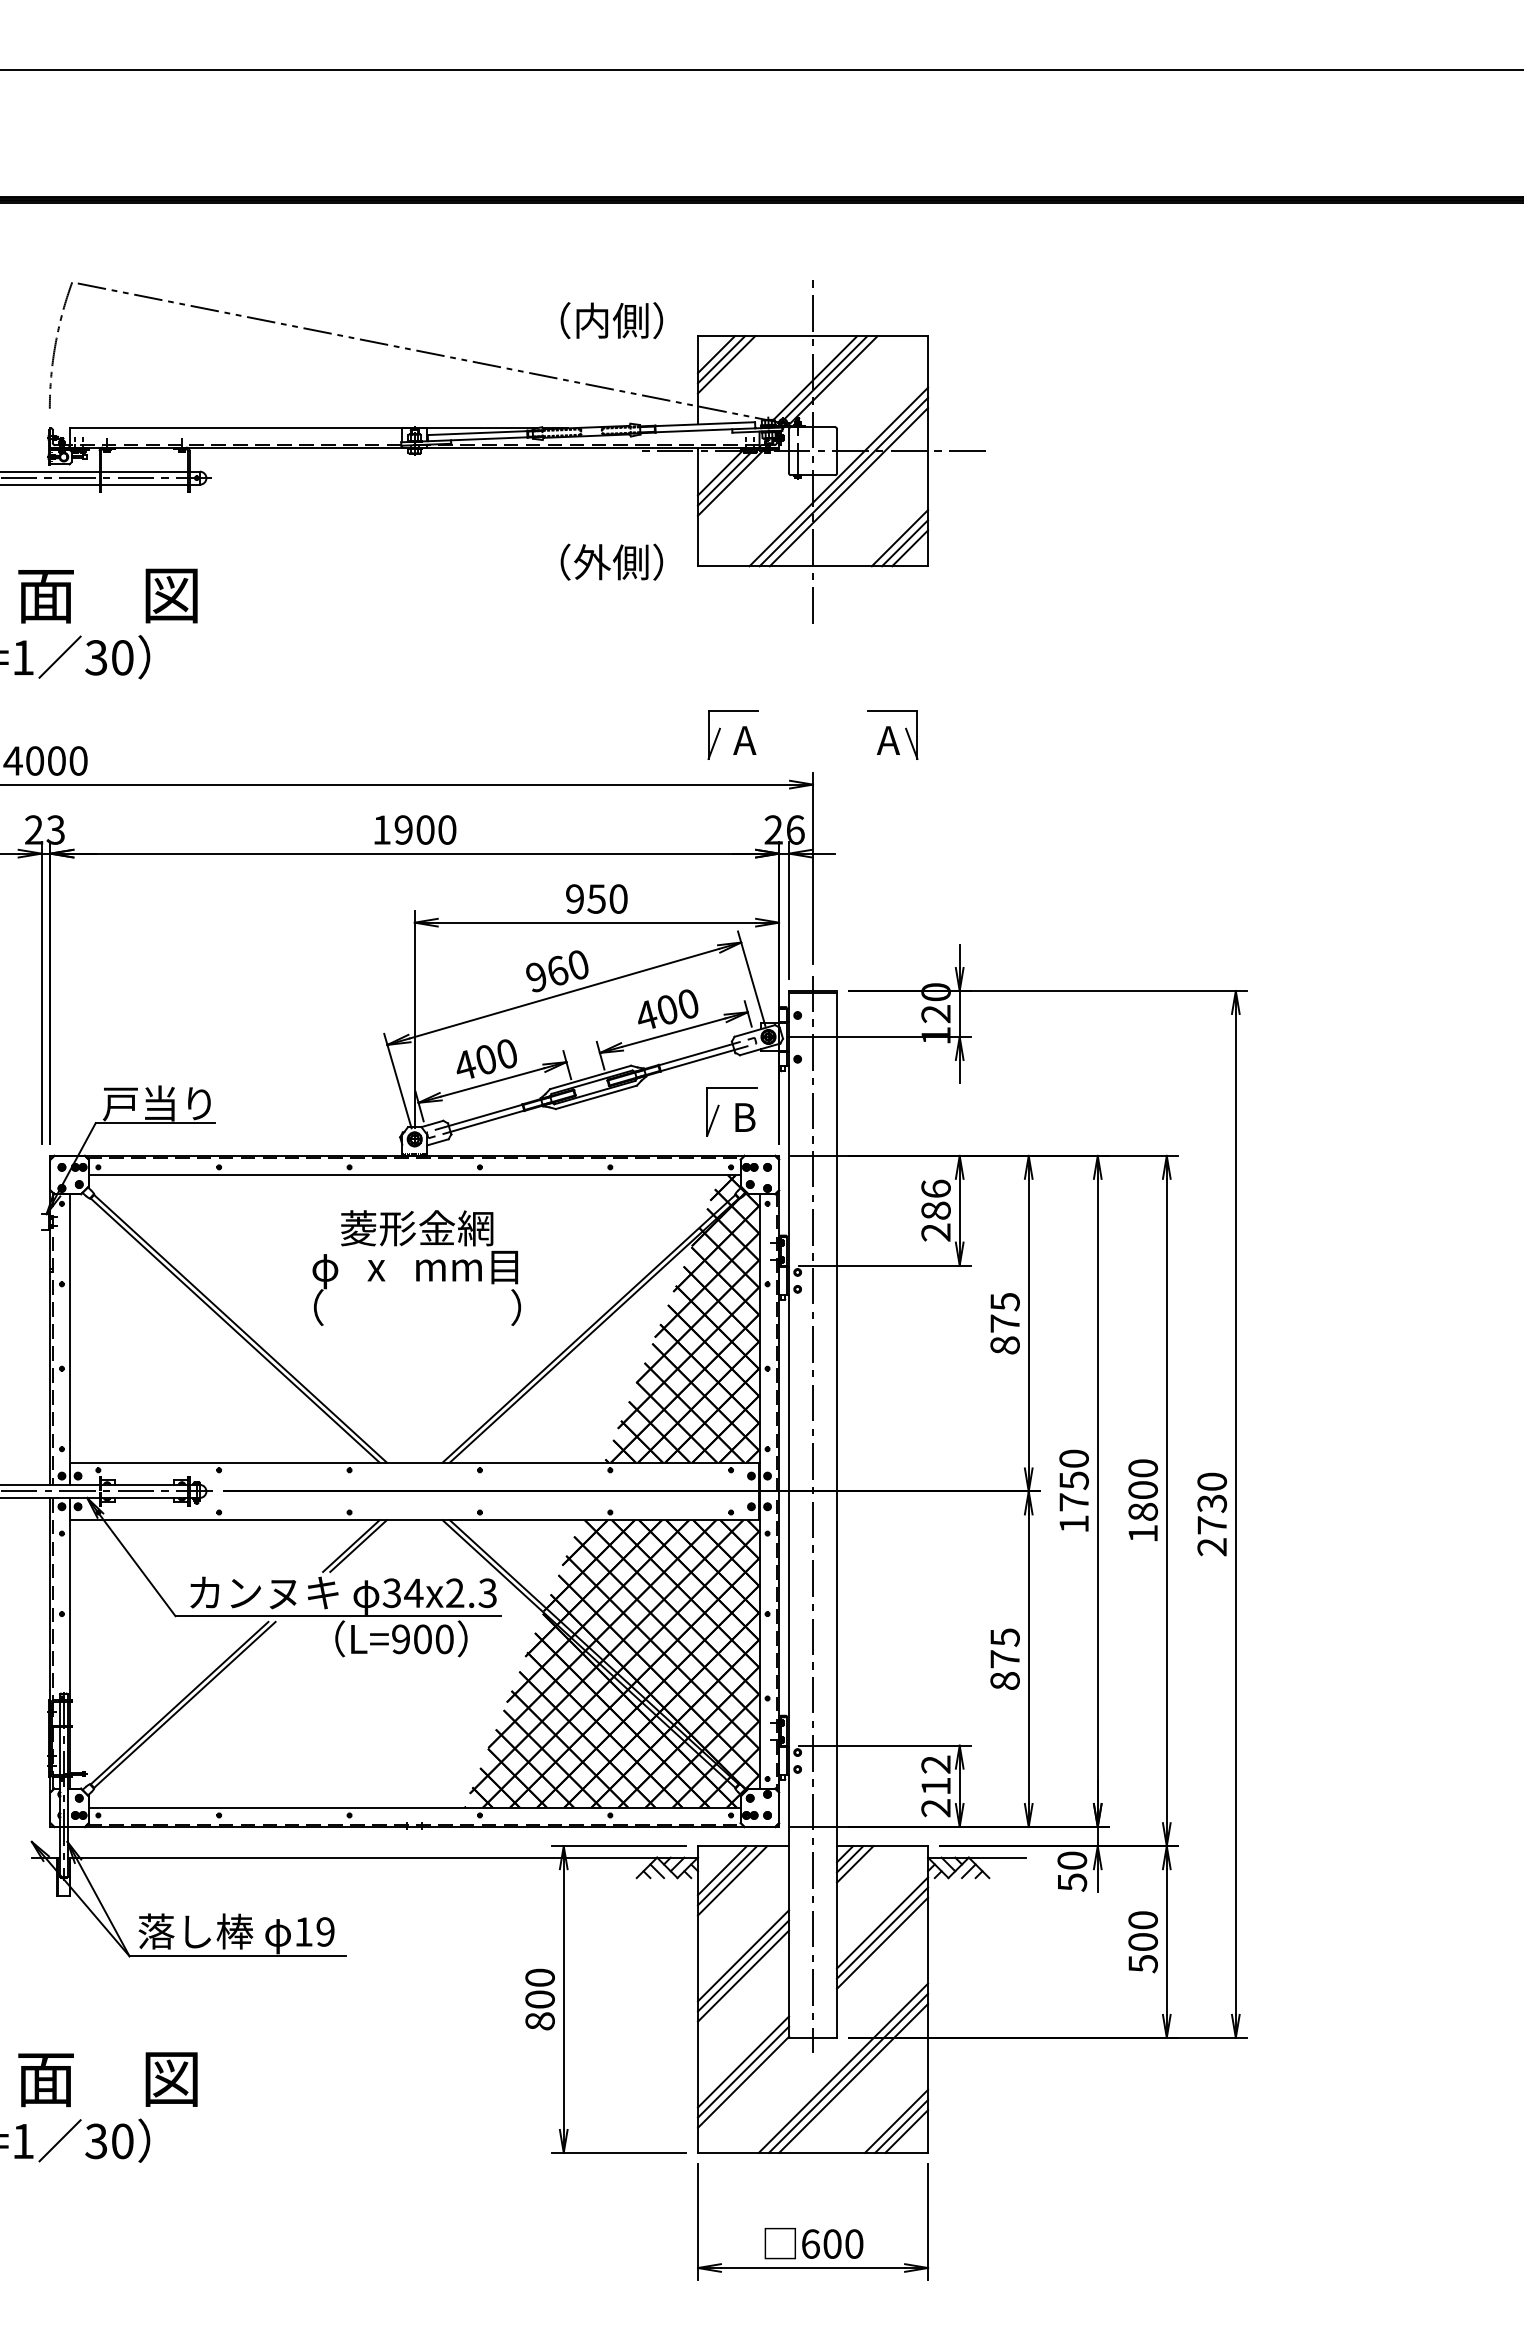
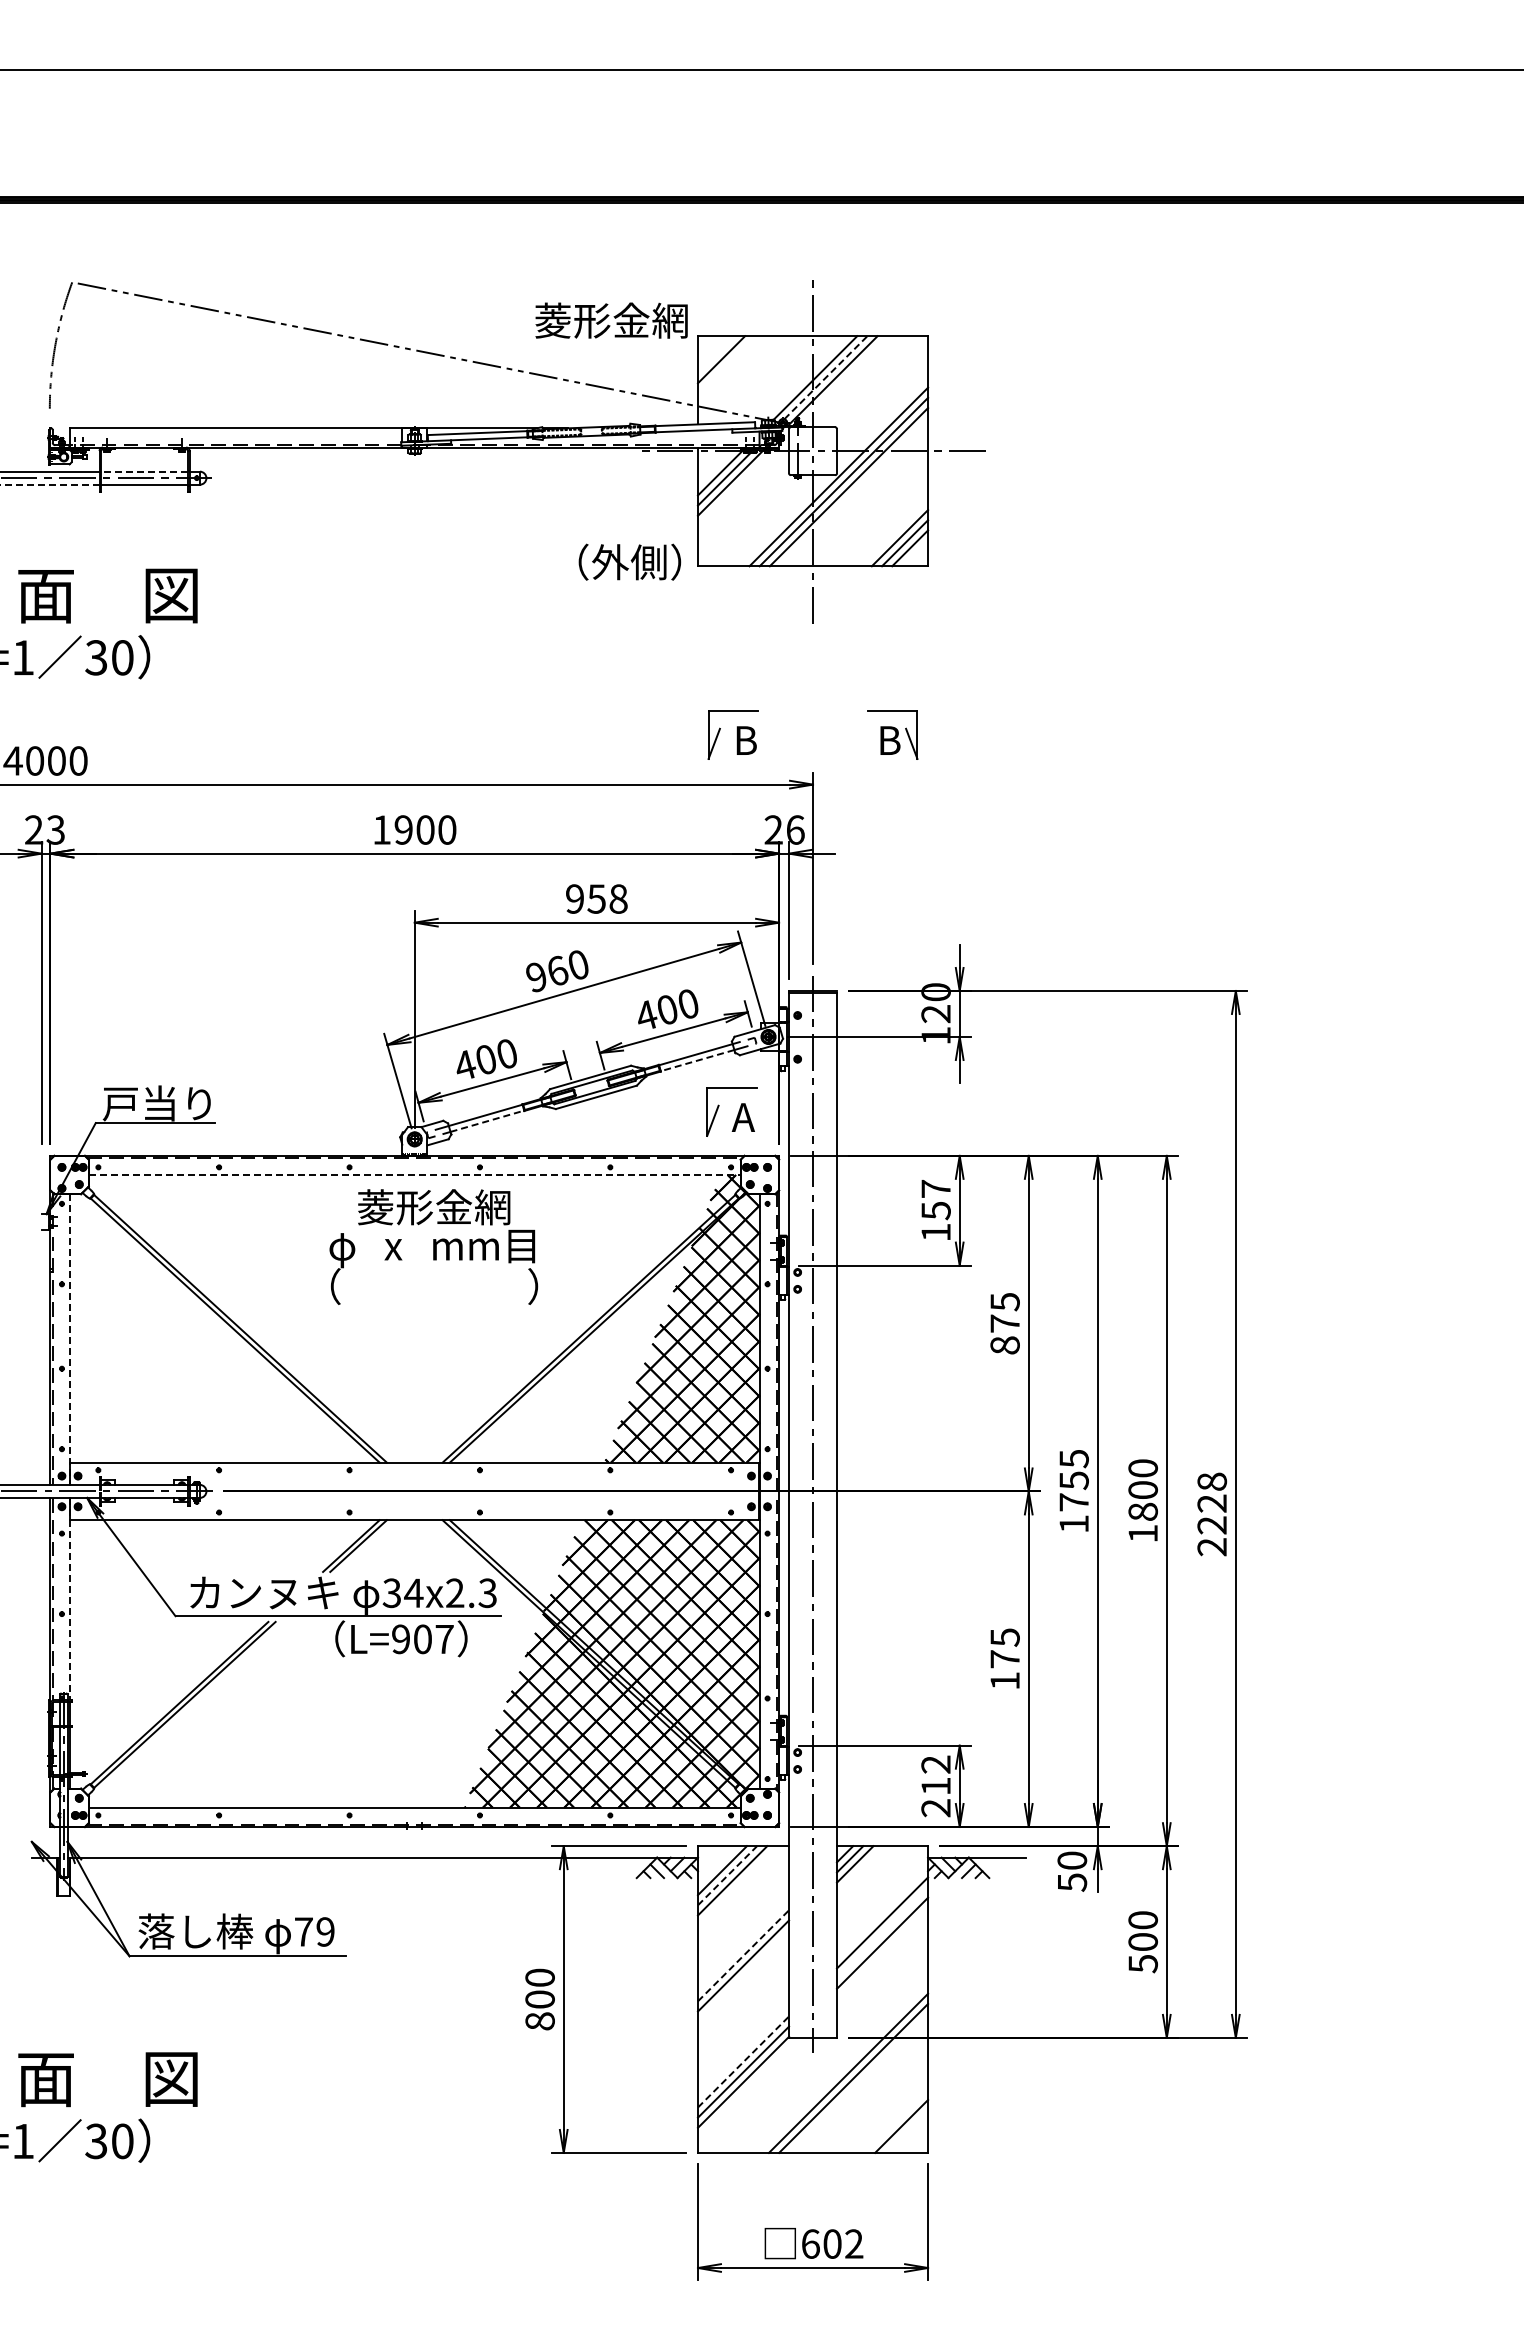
text: （内側） -> 菱形金網 (611, 320)
line: present -> none (715, 354)
line: present -> none (726, 364)
line: solid -> dashed (825, 377)
line: solid -> dashed (144, 471)
line: solid -> dashed (49, 484)
text position: (611, 561) -> (629, 561) (629, 561)
text: A -> B (744, 740)
text: A -> B (888, 740)
text: 950 -> 958 (618, 898)
line: solid -> dashed (697, 1060)
text: B -> A (743, 1117)
line: solid -> dashed (487, 1121)
line: solid -> dashed (414, 1175)
text: 286 -> 157 (935, 1210)
text position: (416, 1267) -> (433, 1246) (433, 1246)
line: solid -> dashed (69, 1340)
text: 1750 -> 1755 (1073, 1458)
text: 2730 -> 2228 (1212, 1503)
line: solid -> dashed (69, 1599)
text: L=900 -> L=907 (444, 1639)
text: 875 -> 175 (1004, 1680)
line: solid -> dashed (727, 1875)
text: 19 -> 79 (303, 1931)
line: present -> none (882, 1932)
line: solid -> dashed (743, 1955)
line: present -> none (743, 1975)
line: solid -> dashed (743, 2061)
line: present -> none (843, 2067)
line: present -> none (896, 2120)
line: present -> none (906, 2131)
text: 600 -> 602 (854, 2243)
